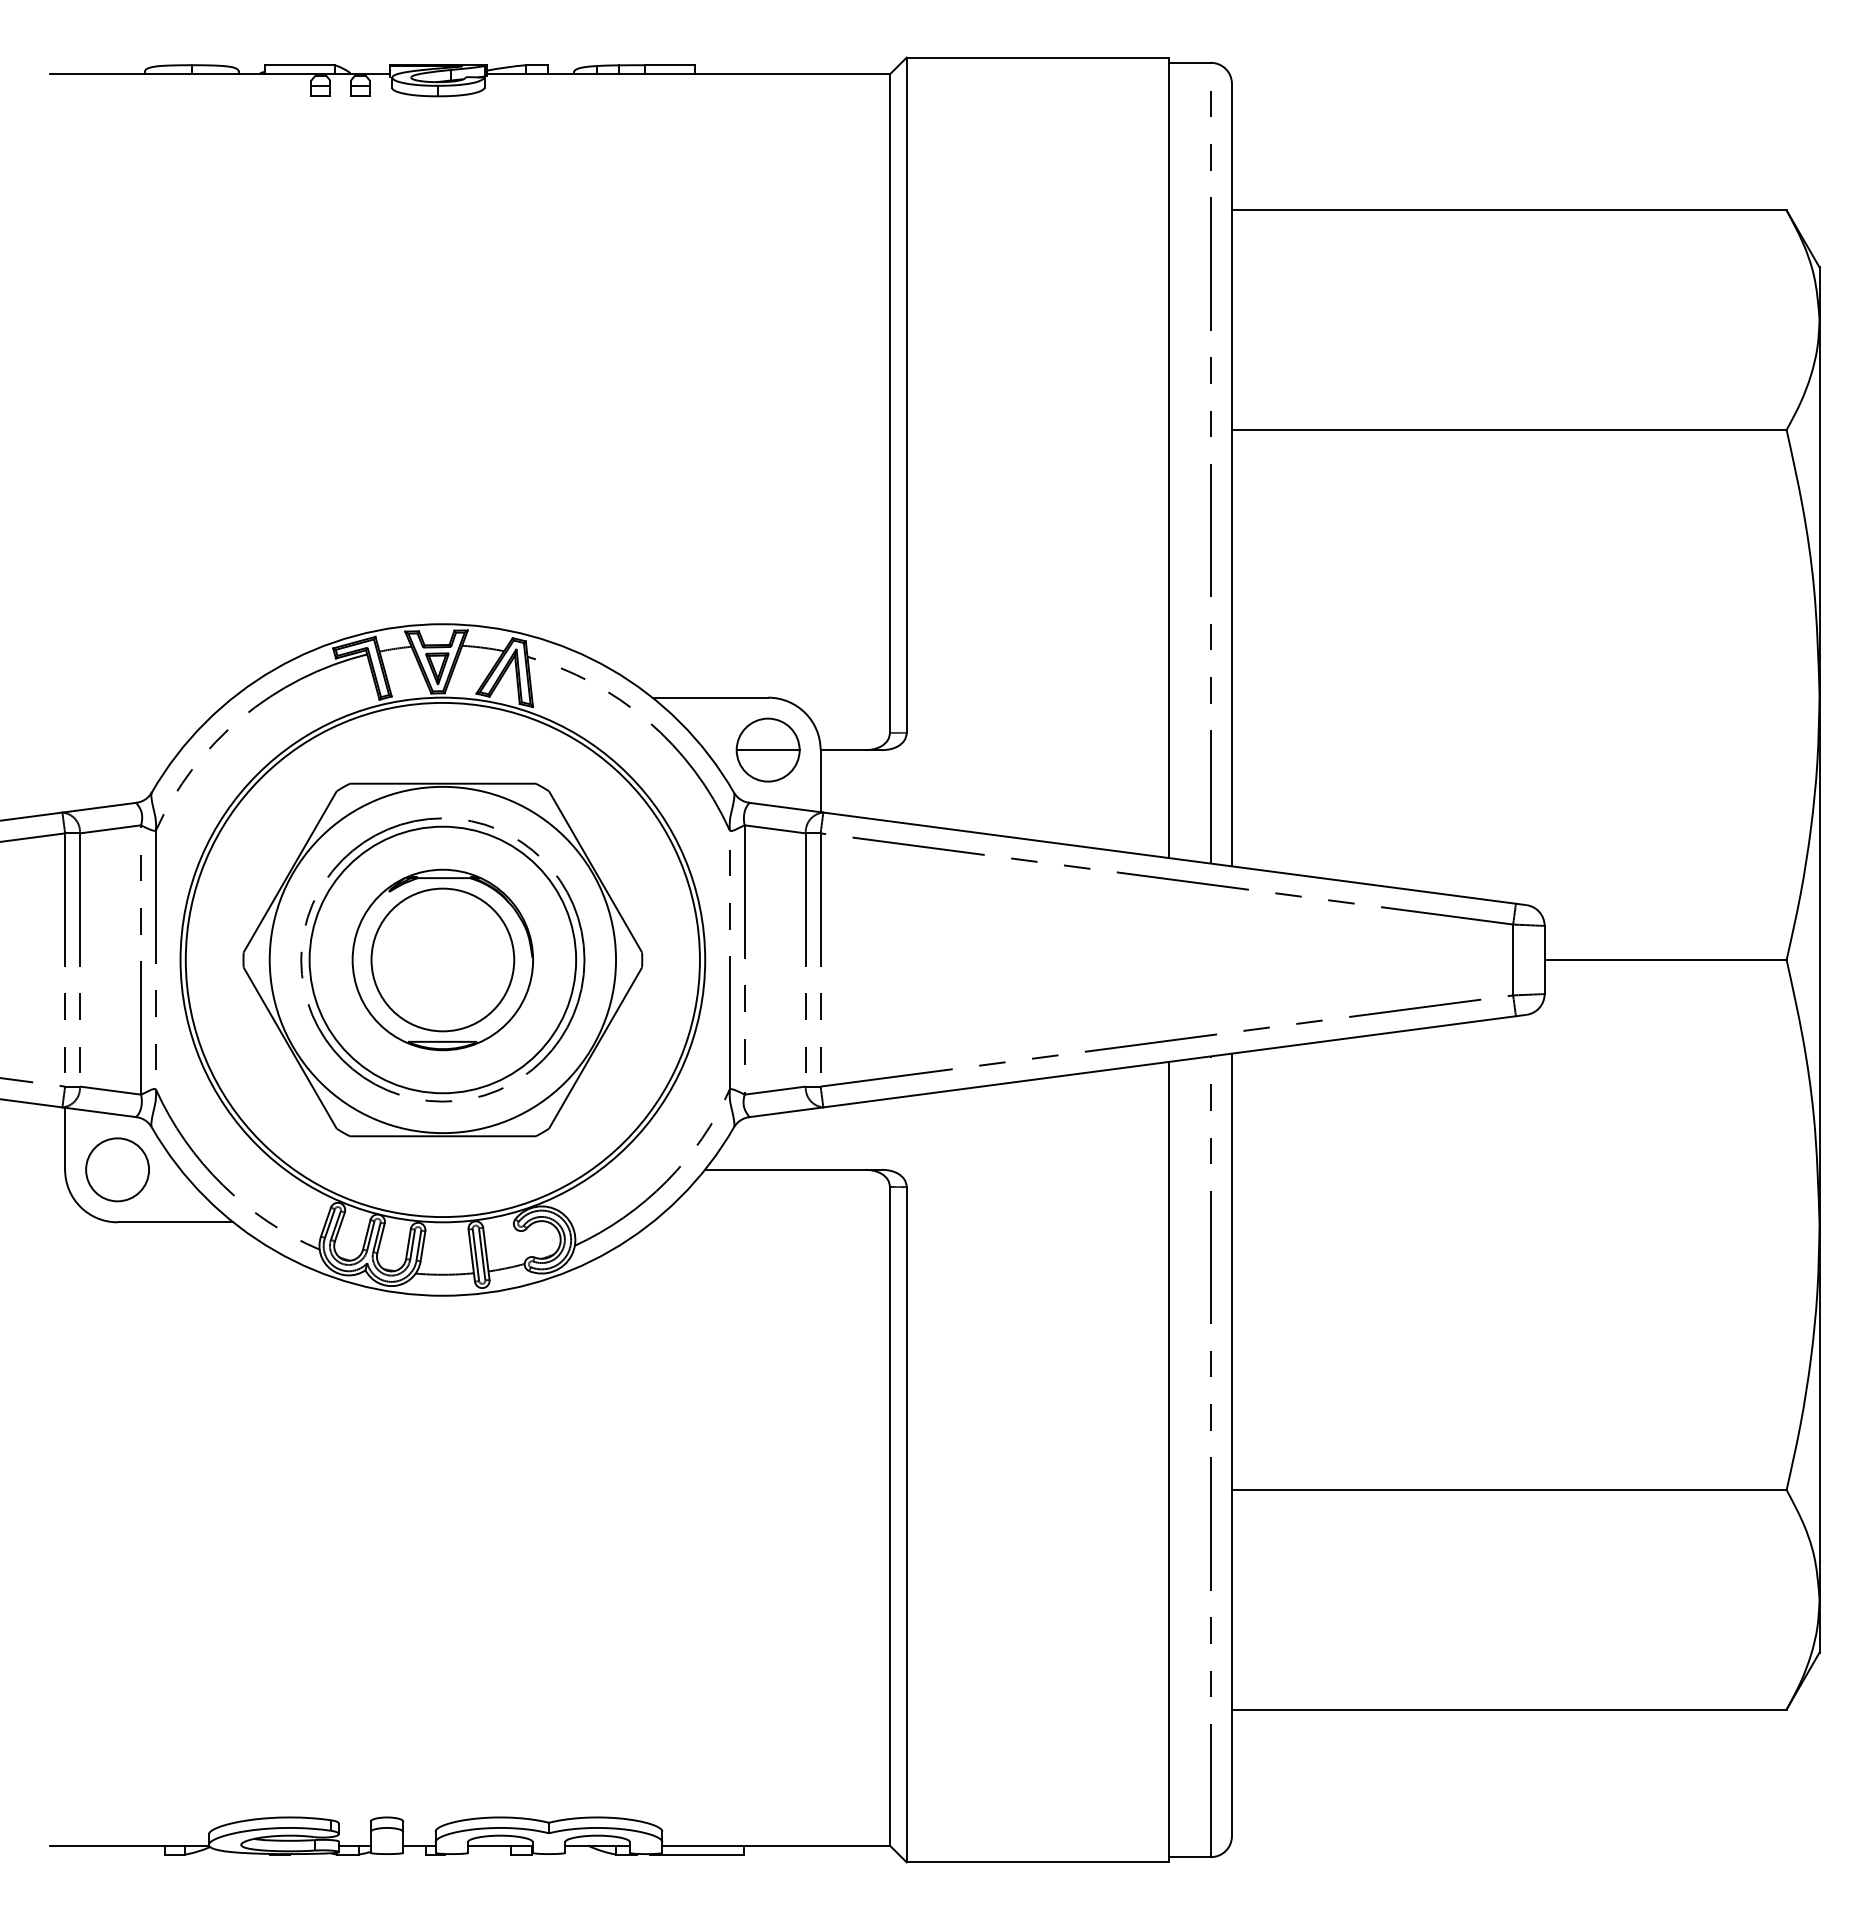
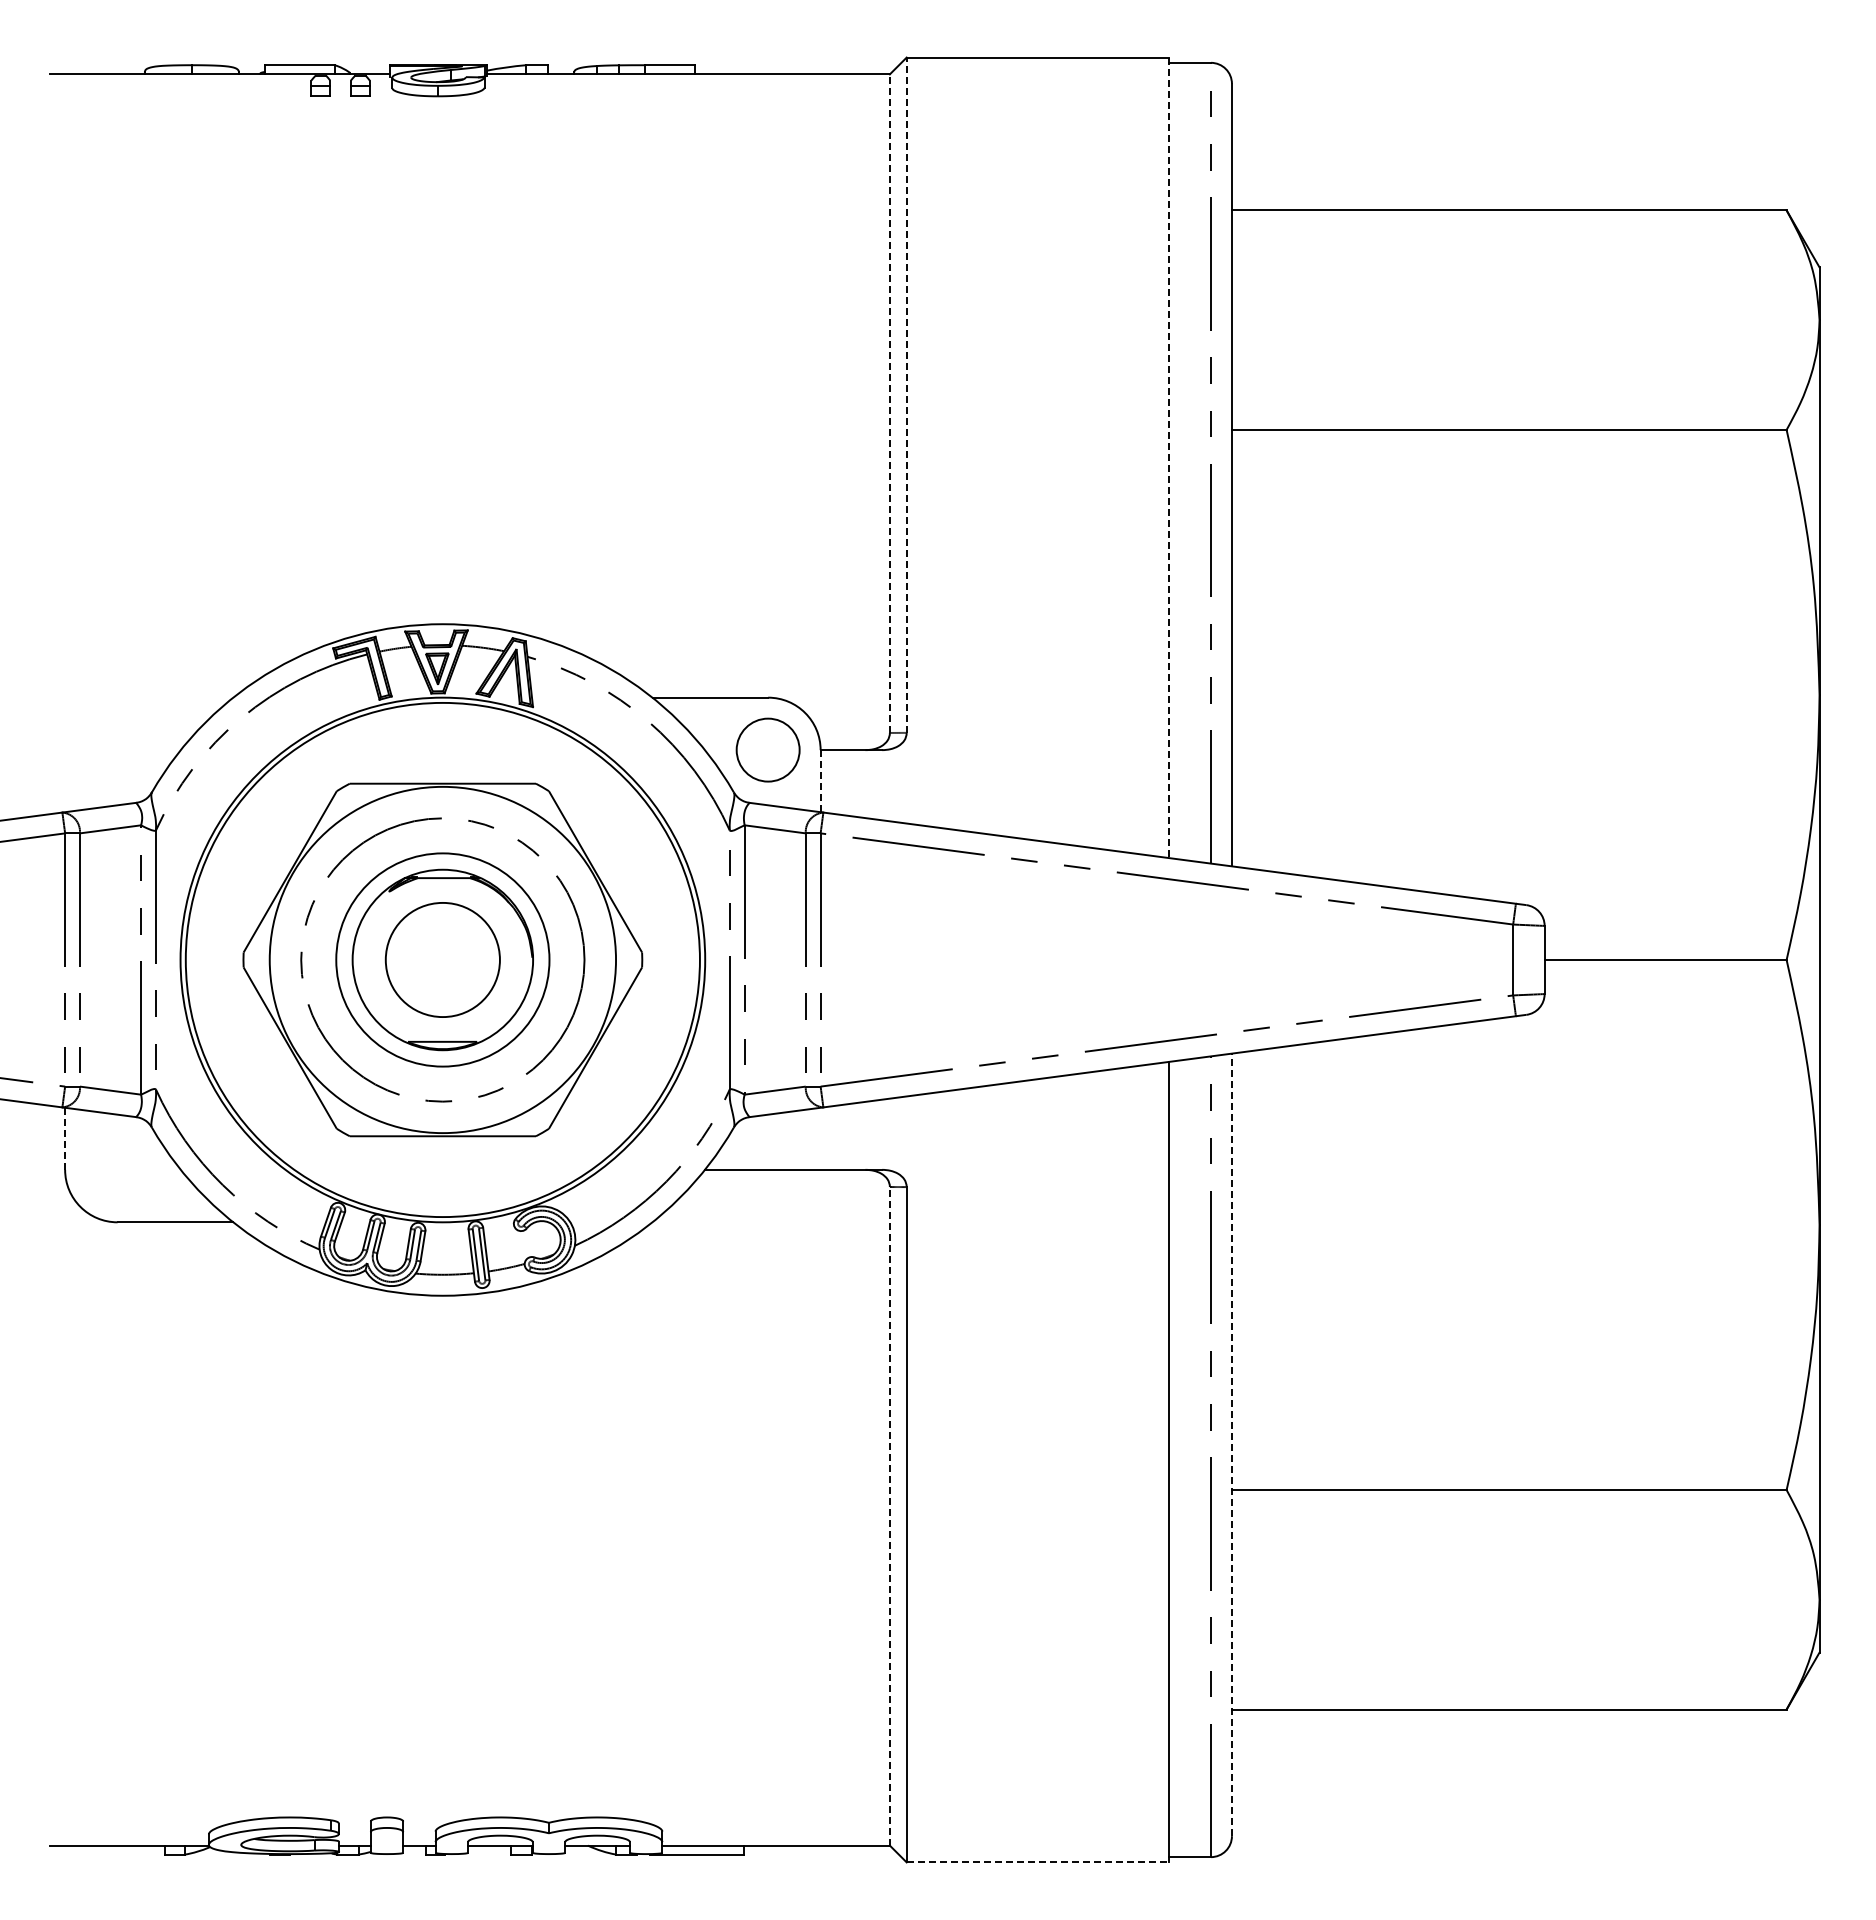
line: solid -> dashed (906, 395)
line: solid -> dashed (889, 403)
line: solid -> dashed (1169, 458)
line: present -> none (767, 750)
line: solid -> dashed (820, 781)
circle diameter: 143 px -> 114 px (442, 959)
circle diameter: 267 px -> 213 px (442, 959)
line: solid -> dashed (65, 1138)
circle: present -> none (117, 1169)
line: solid -> dashed (1231, 1444)
line: solid -> dashed (889, 1515)
line: solid -> dashed (1038, 1862)
